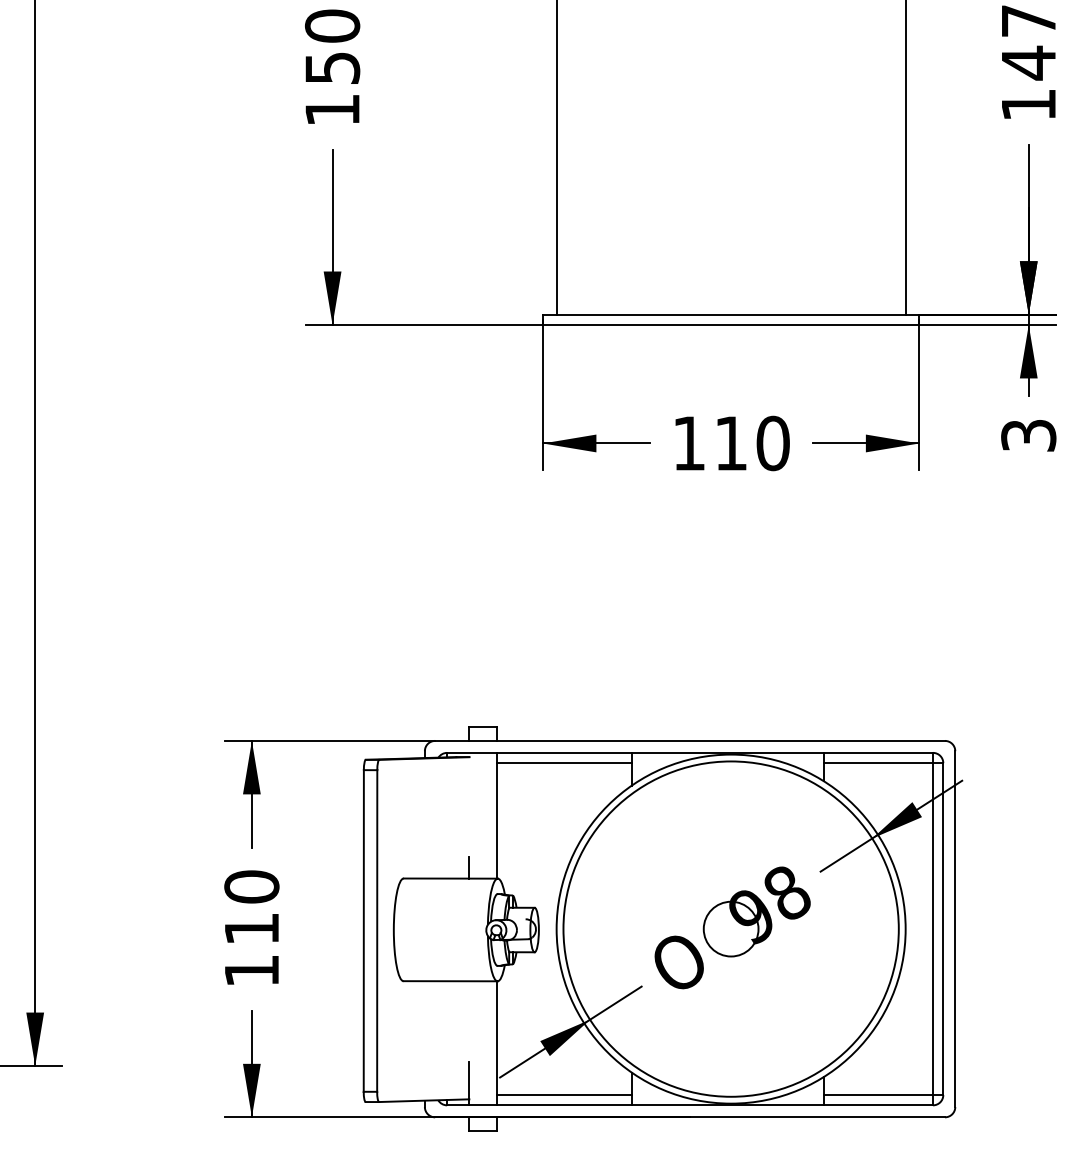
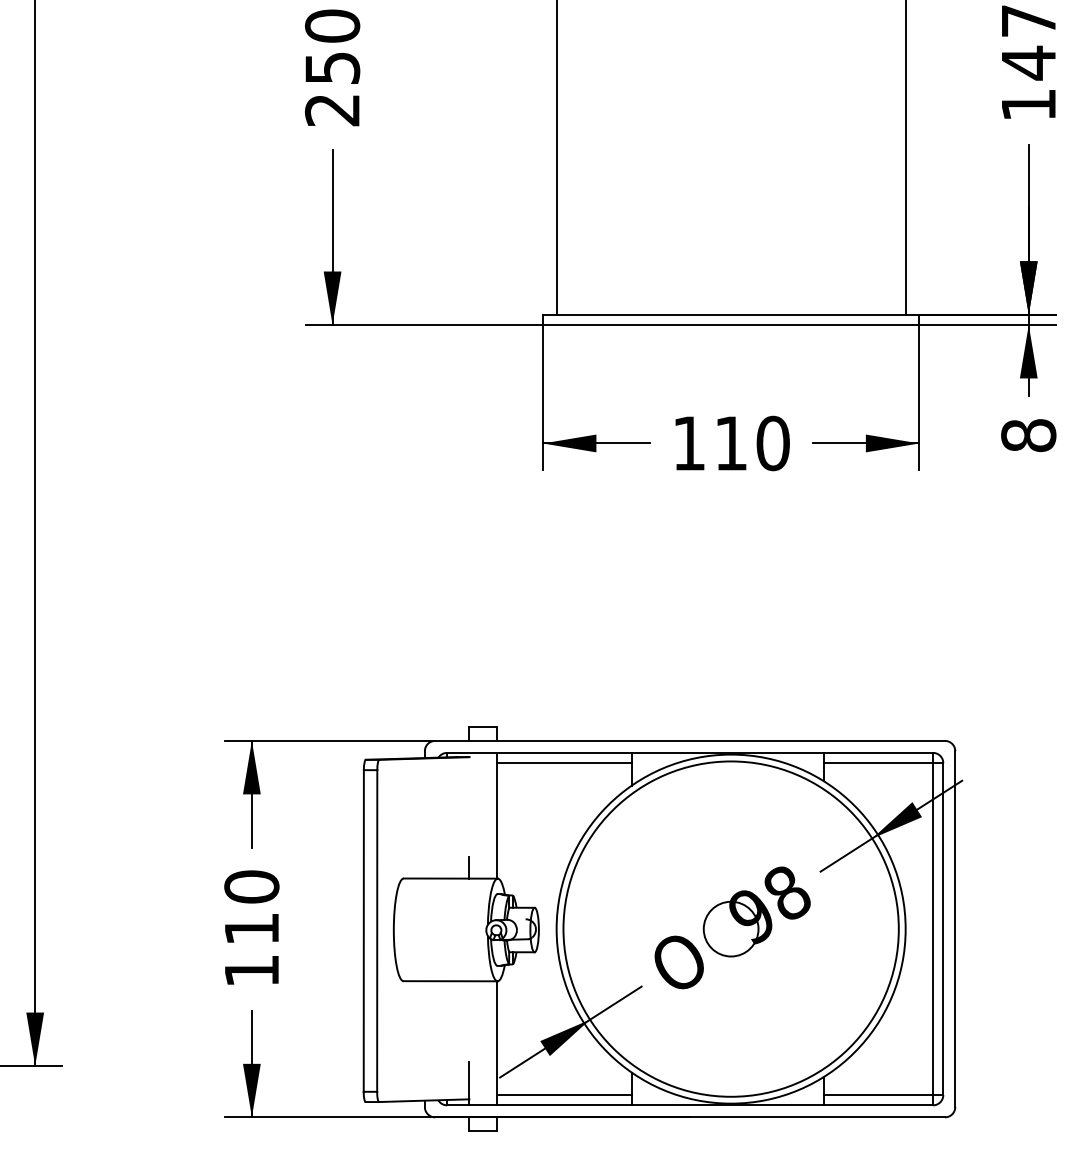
text: 150 -> 250 (331, 110)
text: 3 -> 8 (1028, 435)
